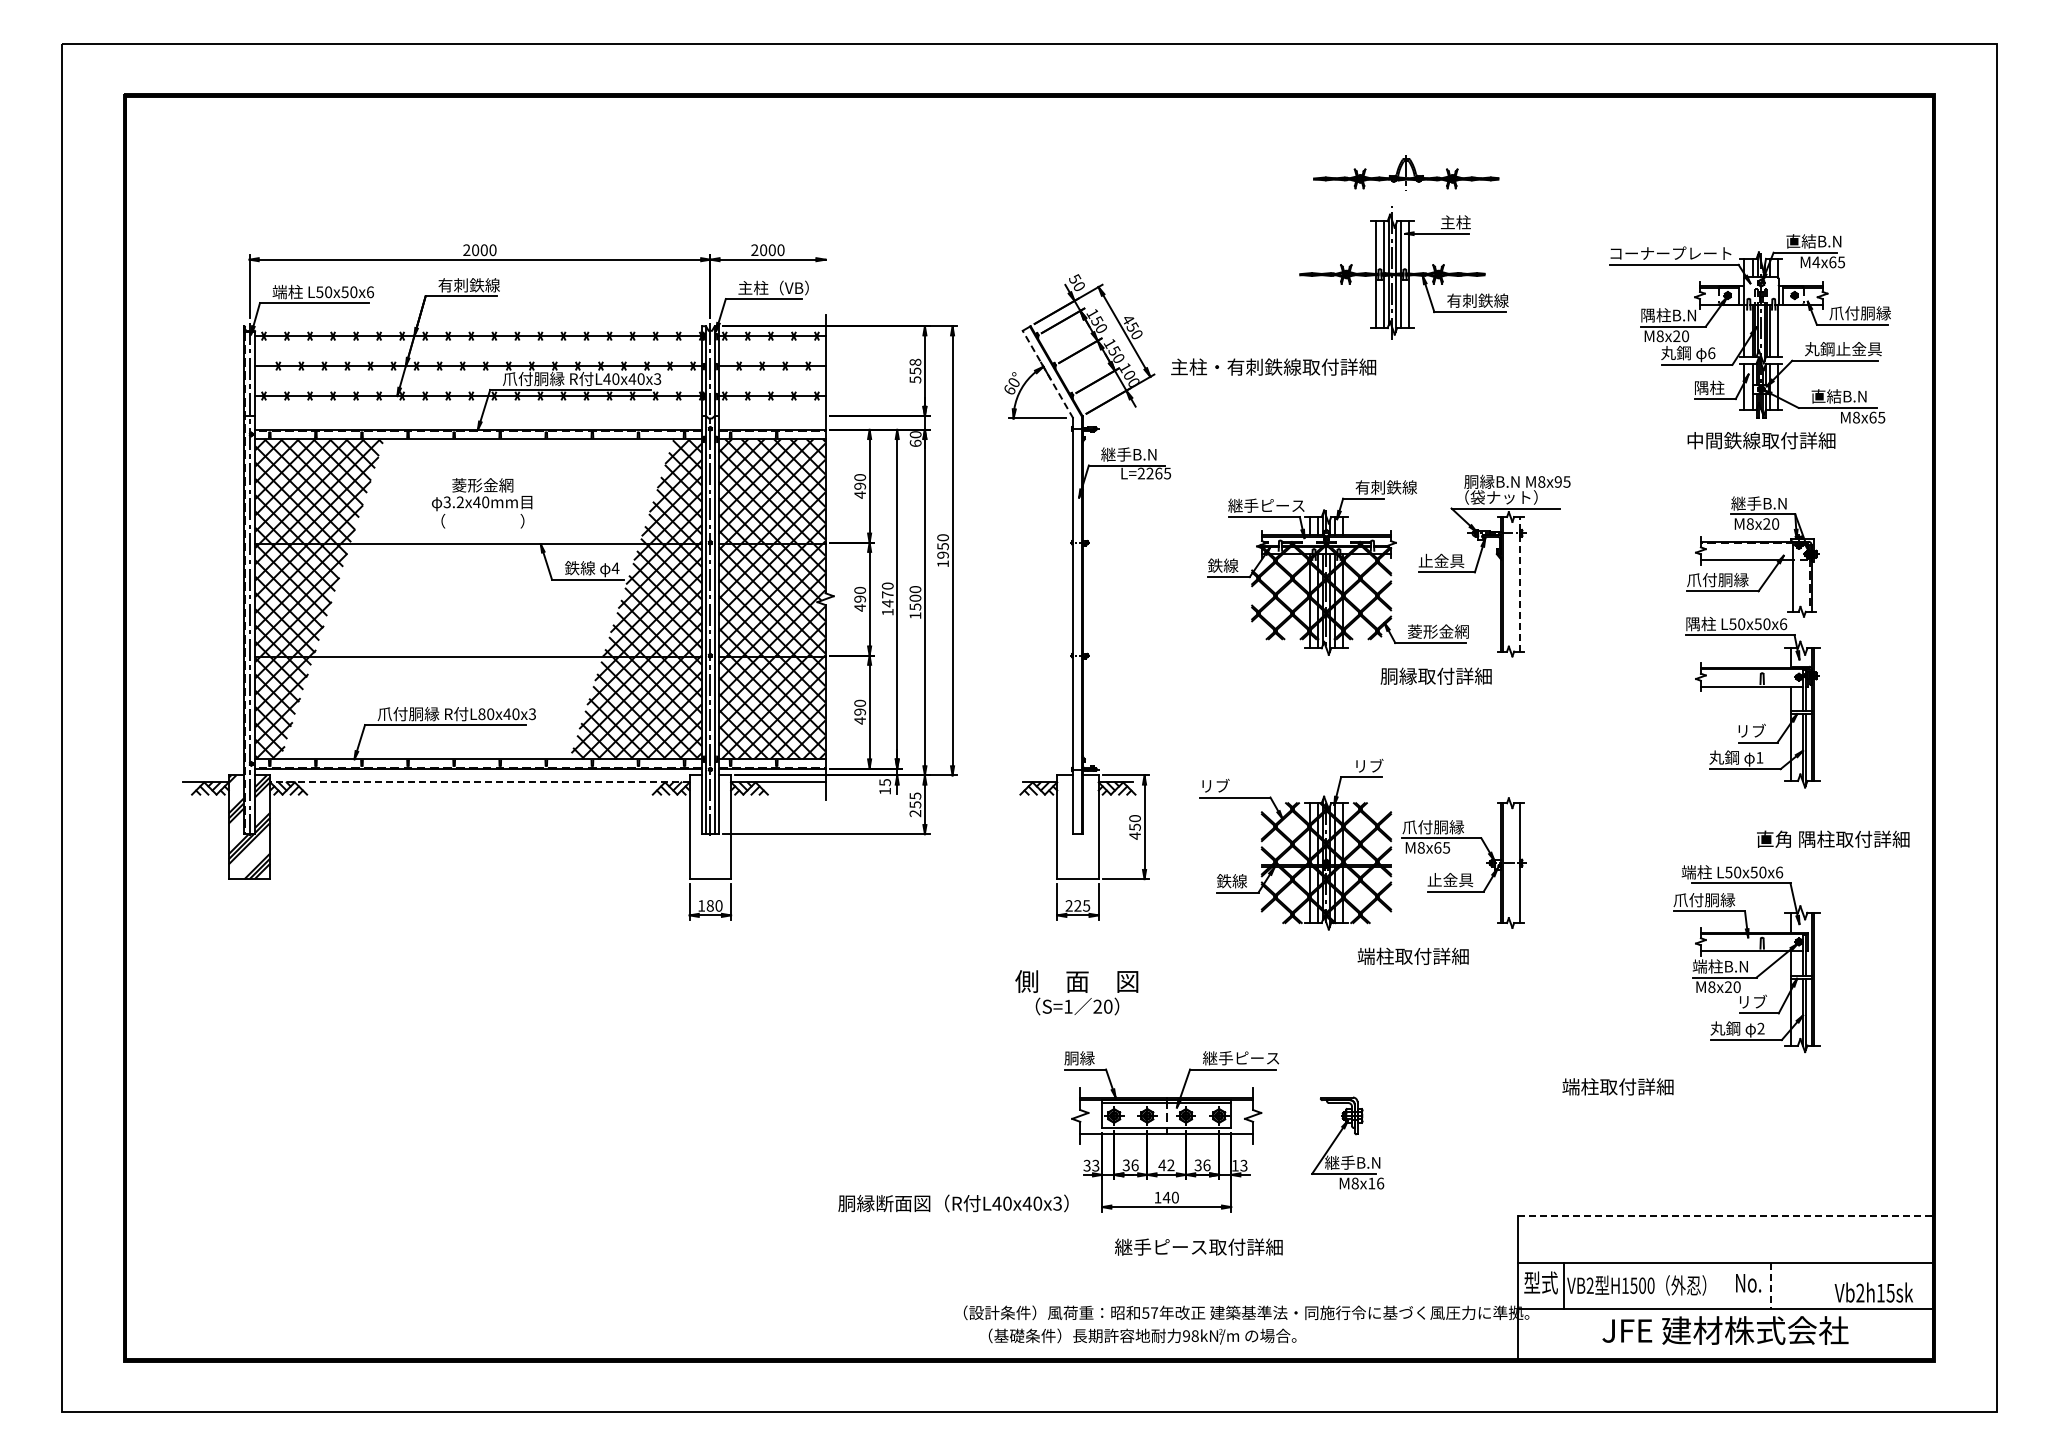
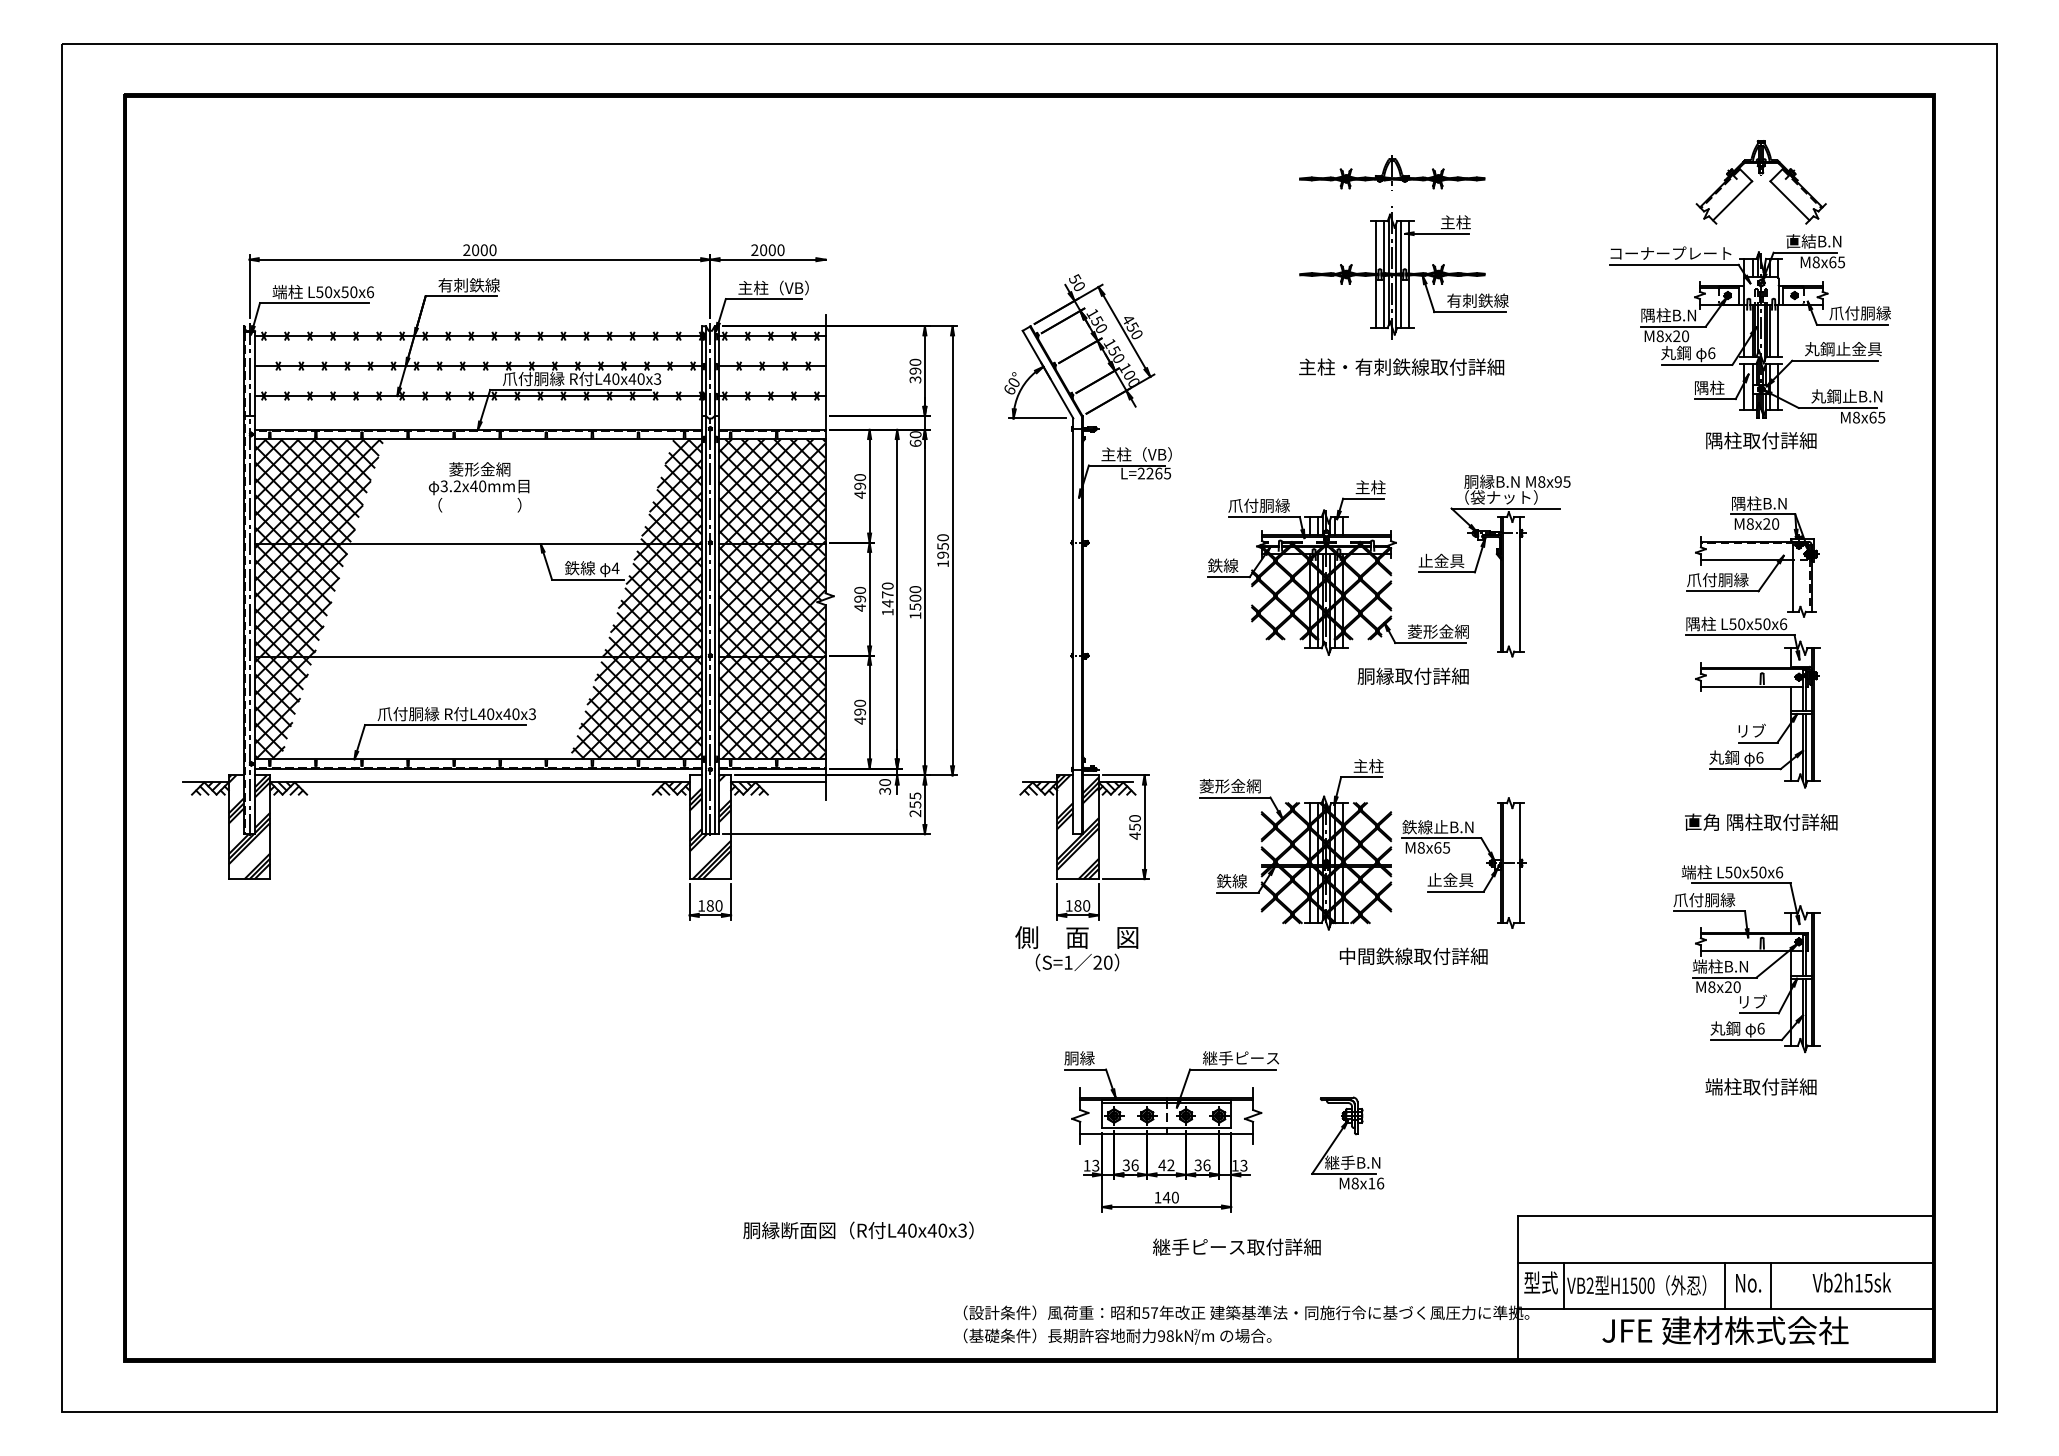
part position: (1406, 172) -> (1392, 172) (1392, 172)
part: none -> present (1760, 175)
text: M4x65 -> M8x65 (1816, 262)
text position: (1273, 366) -> (1401, 366) (1401, 366)
text: 558 -> 390 (915, 370)
line: dashed -> solid (1048, 374)
text: 直結B.N -> 丸鋼止B.N (1846, 396)
text: 中間鉄線取付詳細 -> 隅柱取付詳細 (1761, 440)
text: 継手B.N -> 主柱（VB） (1136, 454)
text: 有刺鉄線 -> 主柱 (1385, 487)
text position: (482, 503) -> (479, 487) (479, 487)
text: 継手B.N -> 隅柱B.N (1746, 503)
text: 継手ピース -> 爪付胴縁 (1266, 505)
line: dashed -> solid (1519, 583)
text position: (1435, 675) -> (1412, 675) (1412, 675)
text: L80x40x3 -> L40x40x3 (481, 714)
text: 1 -> 6 (1759, 757)
text: リブ -> 主柱 (1368, 765)
line: dashed -> solid (479, 782)
text: リブ -> 菱形金網 (1229, 785)
text: 15 -> 30 (885, 786)
hatch: none -> present (710, 827)
hatch: none -> present (1077, 827)
text: 爪付胴縁 -> 鉄線止B.N (1437, 827)
text position: (1833, 838) -> (1761, 821) (1761, 821)
text: 225 -> 180 (1077, 905)
text: 端柱取付詳細 -> 中間鉄線取付詳細 (1413, 955)
text position: (1076, 992) -> (1076, 948) (1076, 948)
text: 2 -> 6 (1760, 1028)
text position: (1617, 1086) -> (1760, 1086) (1760, 1086)
text: 33 -> 13 (1086, 1165)
text position: (953, 1203) -> (858, 1230) (858, 1230)
line: dashed -> solid (1725, 1216)
text position: (1198, 1246) -> (1236, 1246) (1236, 1246)
line: none -> present (1725, 1285)
line: dashed -> solid (1771, 1286)
text position: (1873, 1292) -> (1851, 1282) (1851, 1282)
text position: (1142, 1336) -> (1117, 1336) (1117, 1336)
